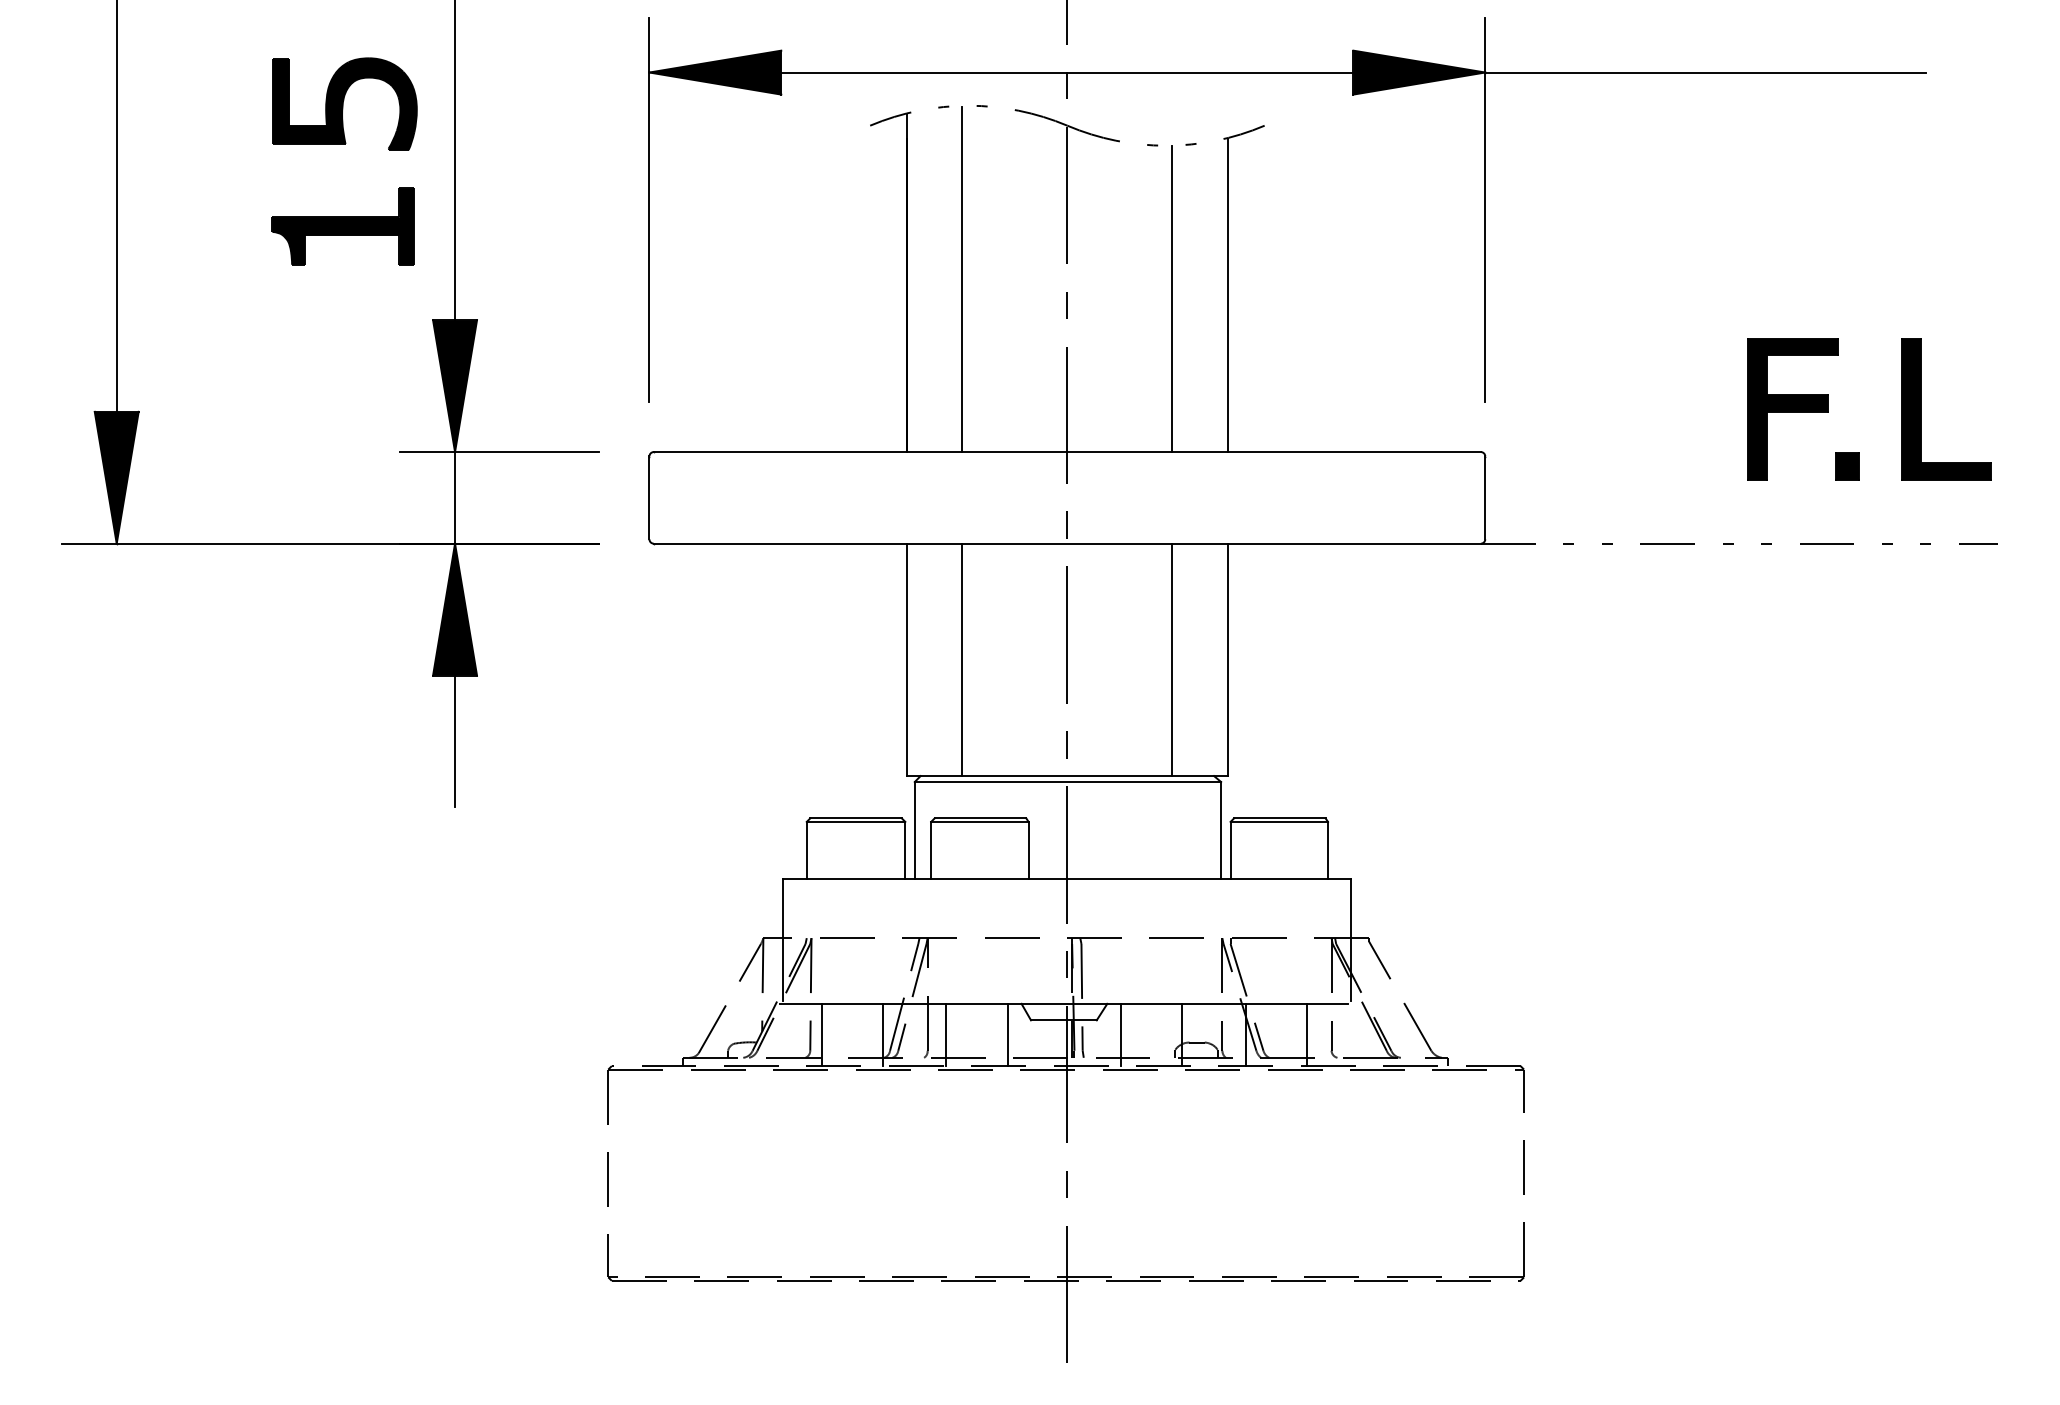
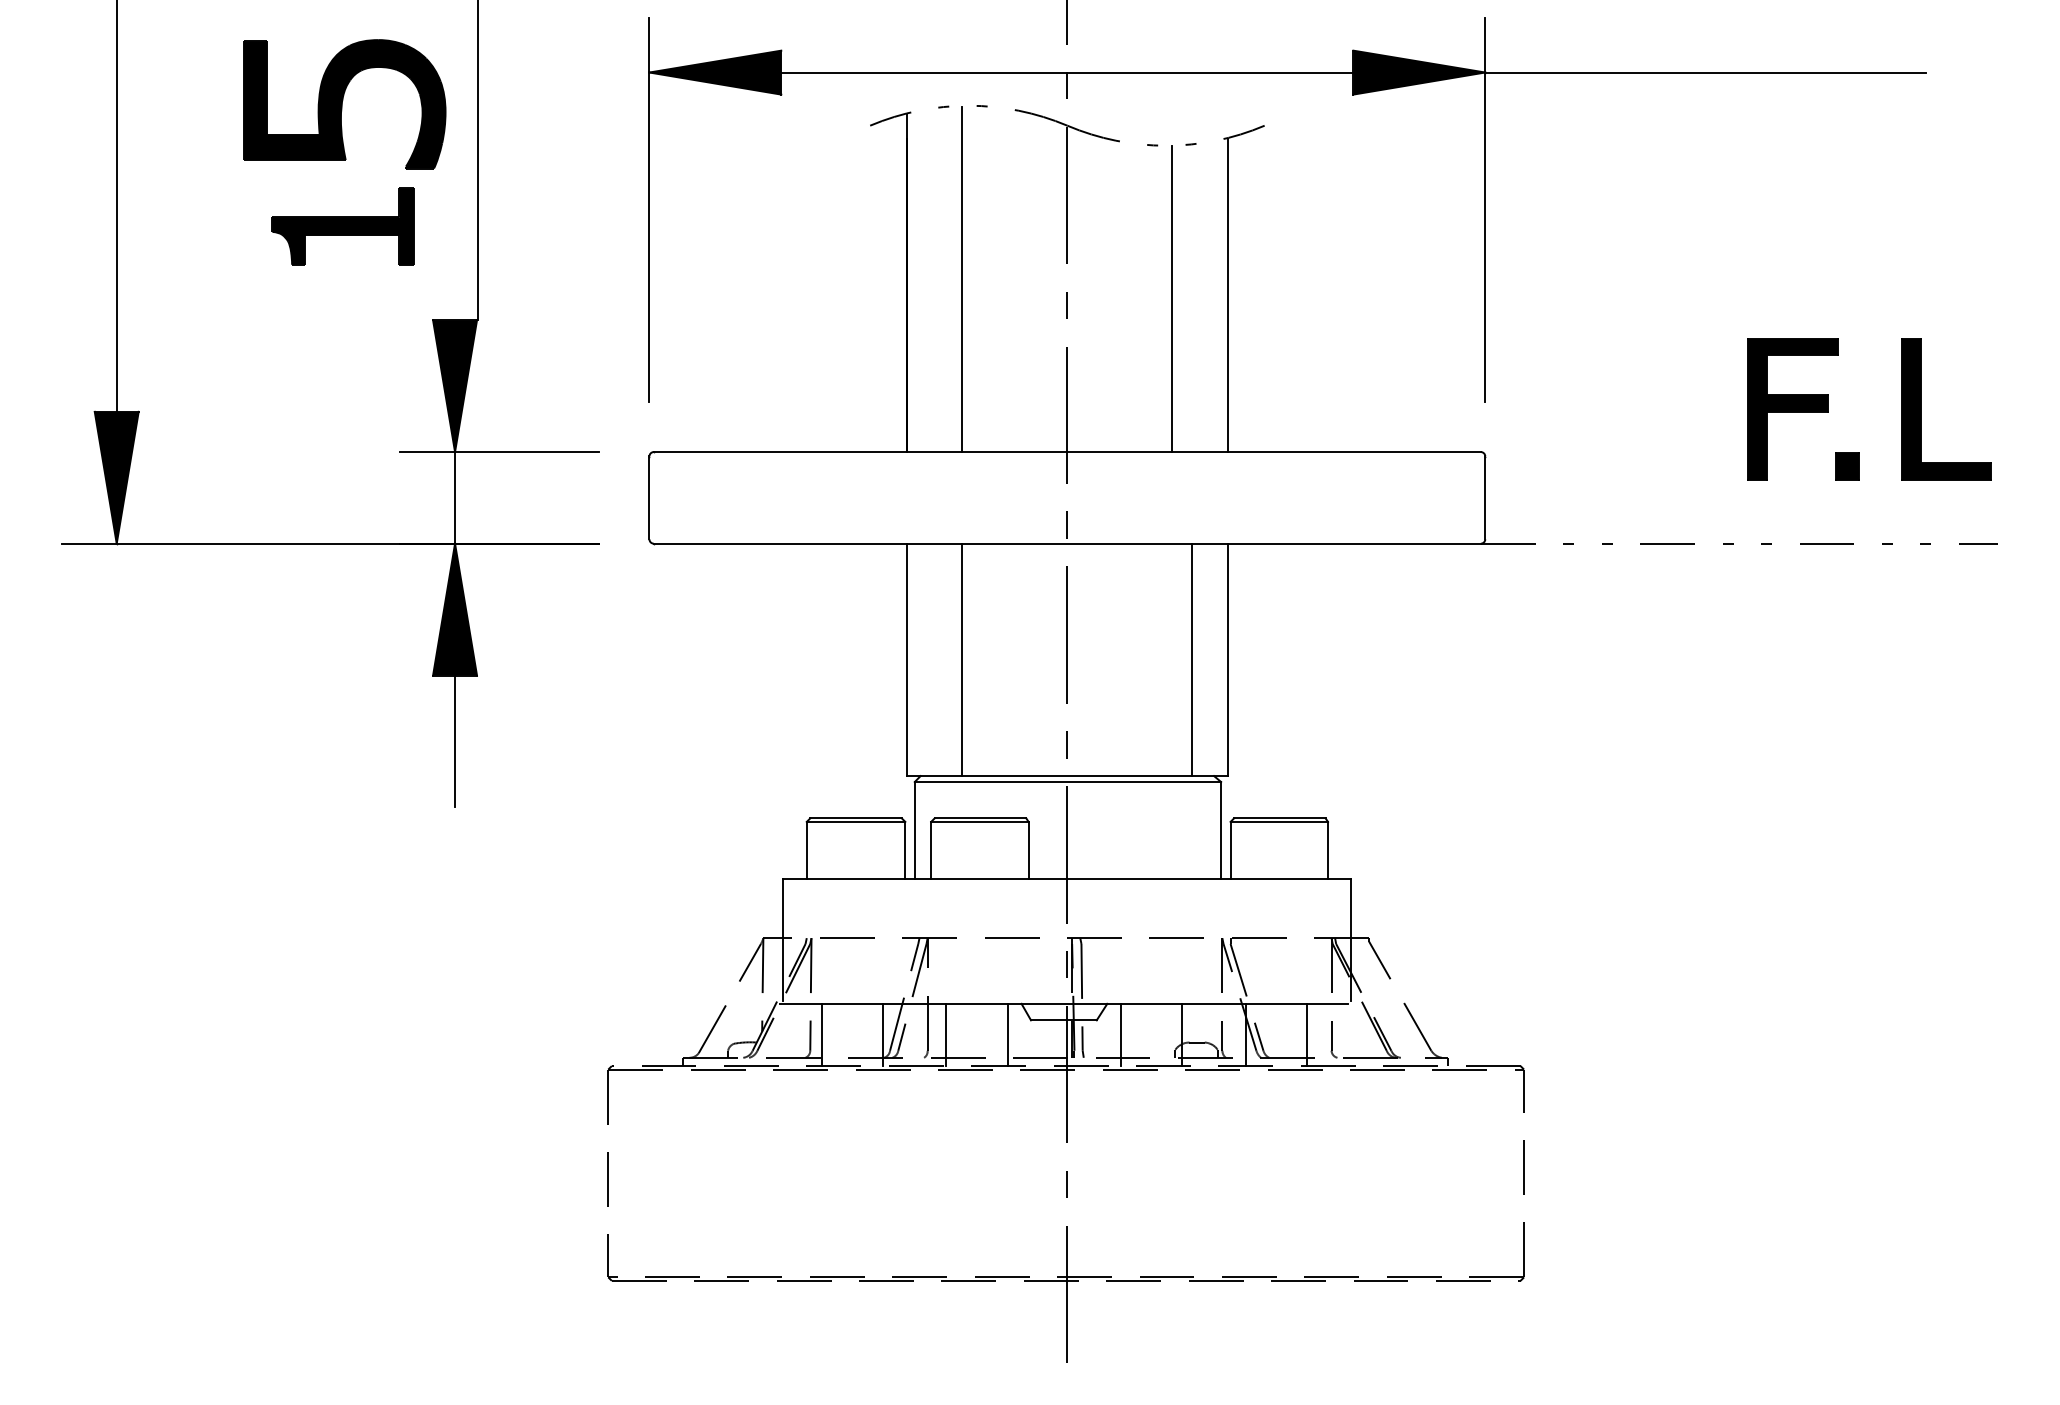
part size: 146x94 px -> 204x131 px (344, 104)
line position: (455, 161) -> (478, 161) (478, 161)
line position: (1172, 659) -> (1192, 659) (1192, 659)
